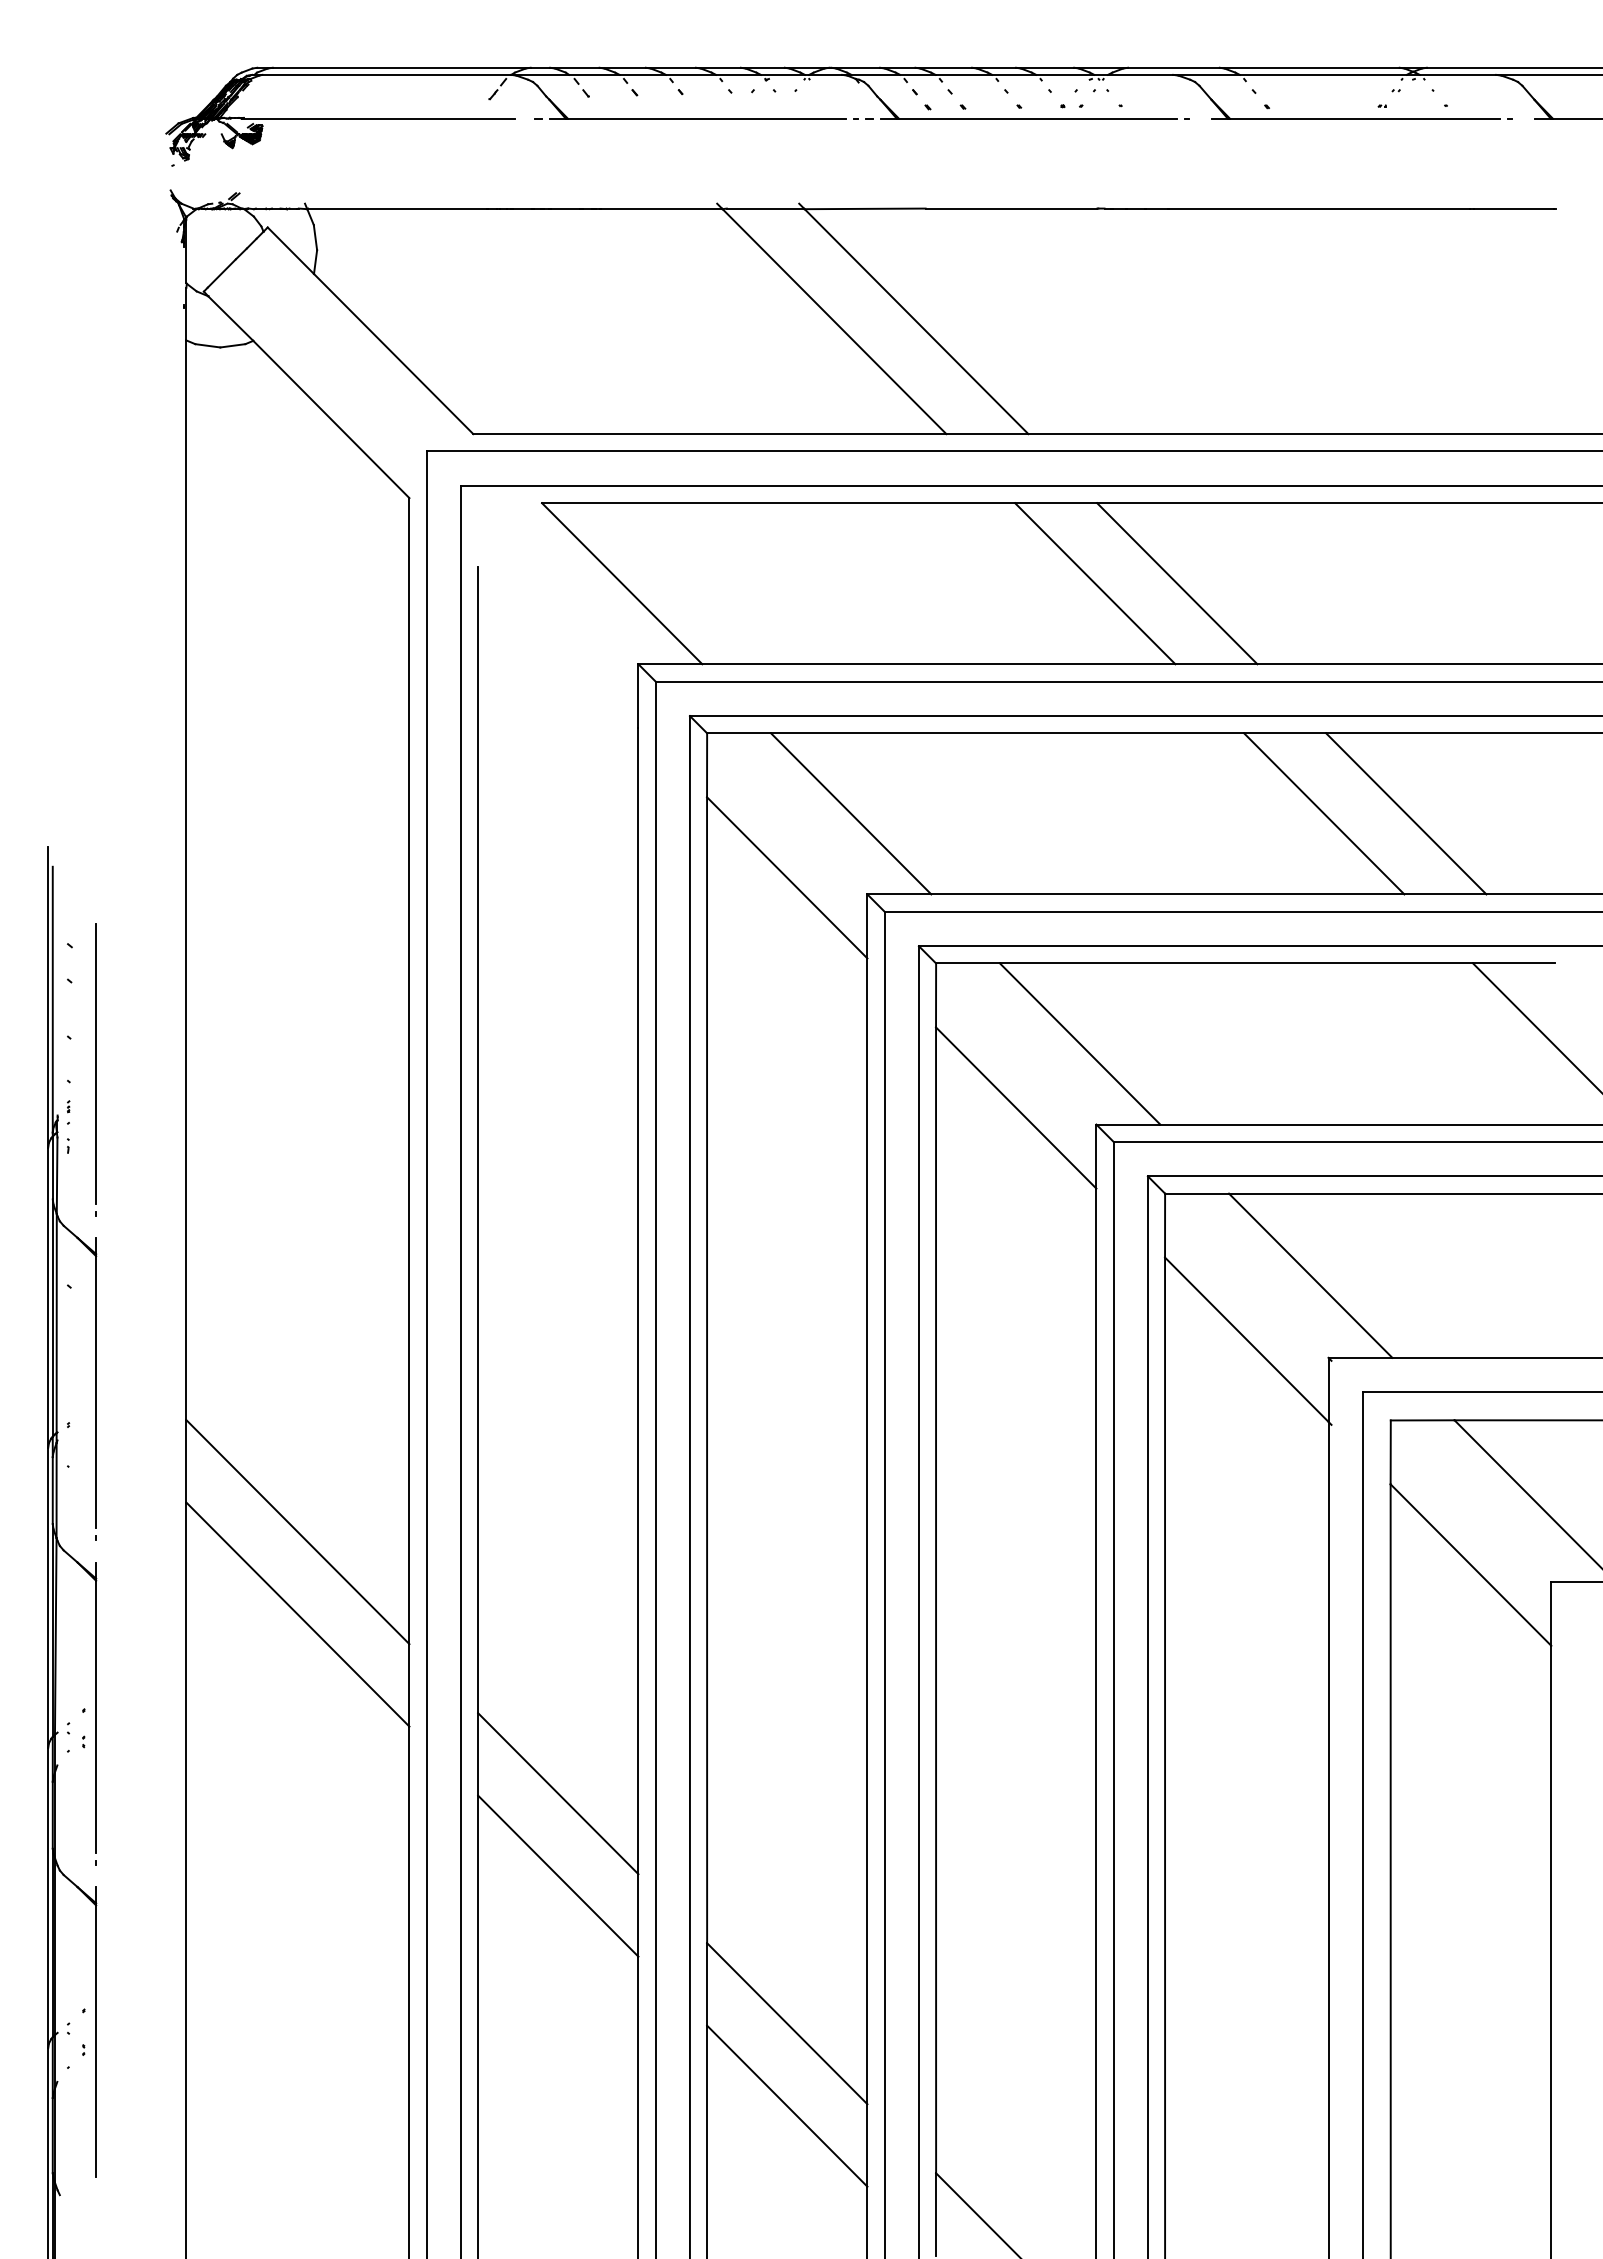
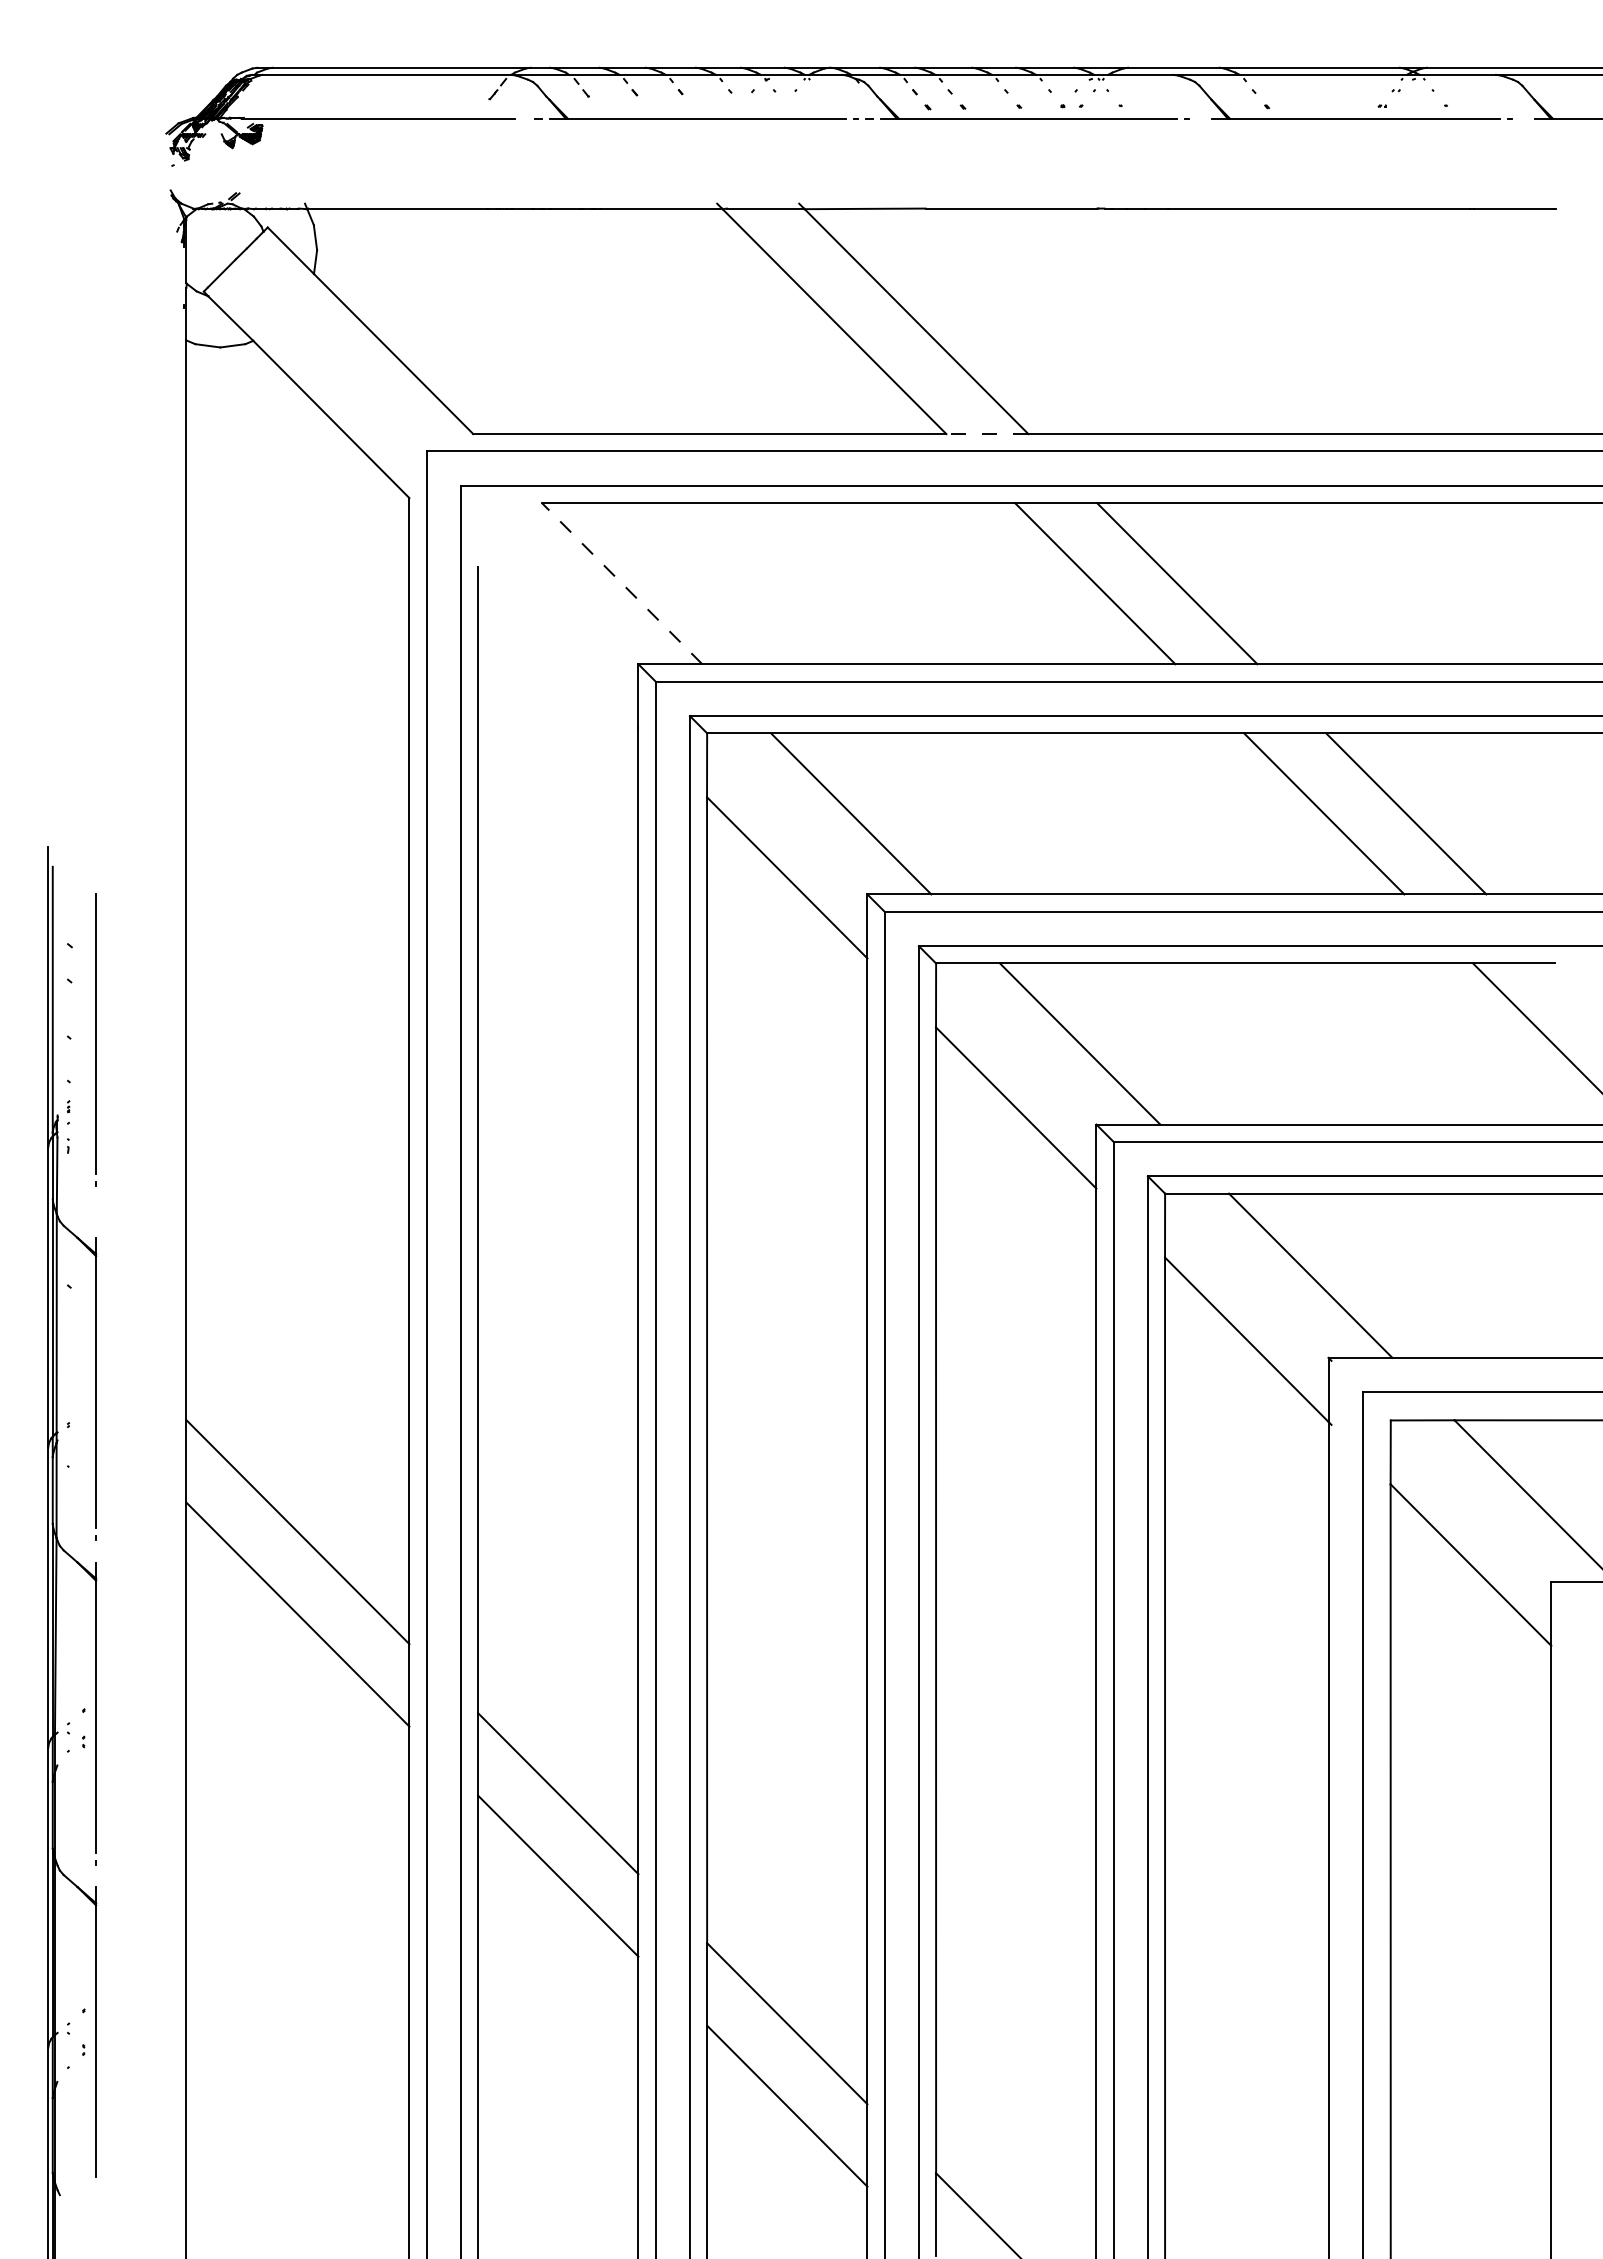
line: solid -> dashed (986, 434)
line: solid -> dashed (622, 583)
line position: (95, 1069) -> (95, 1039) (95, 1039)
